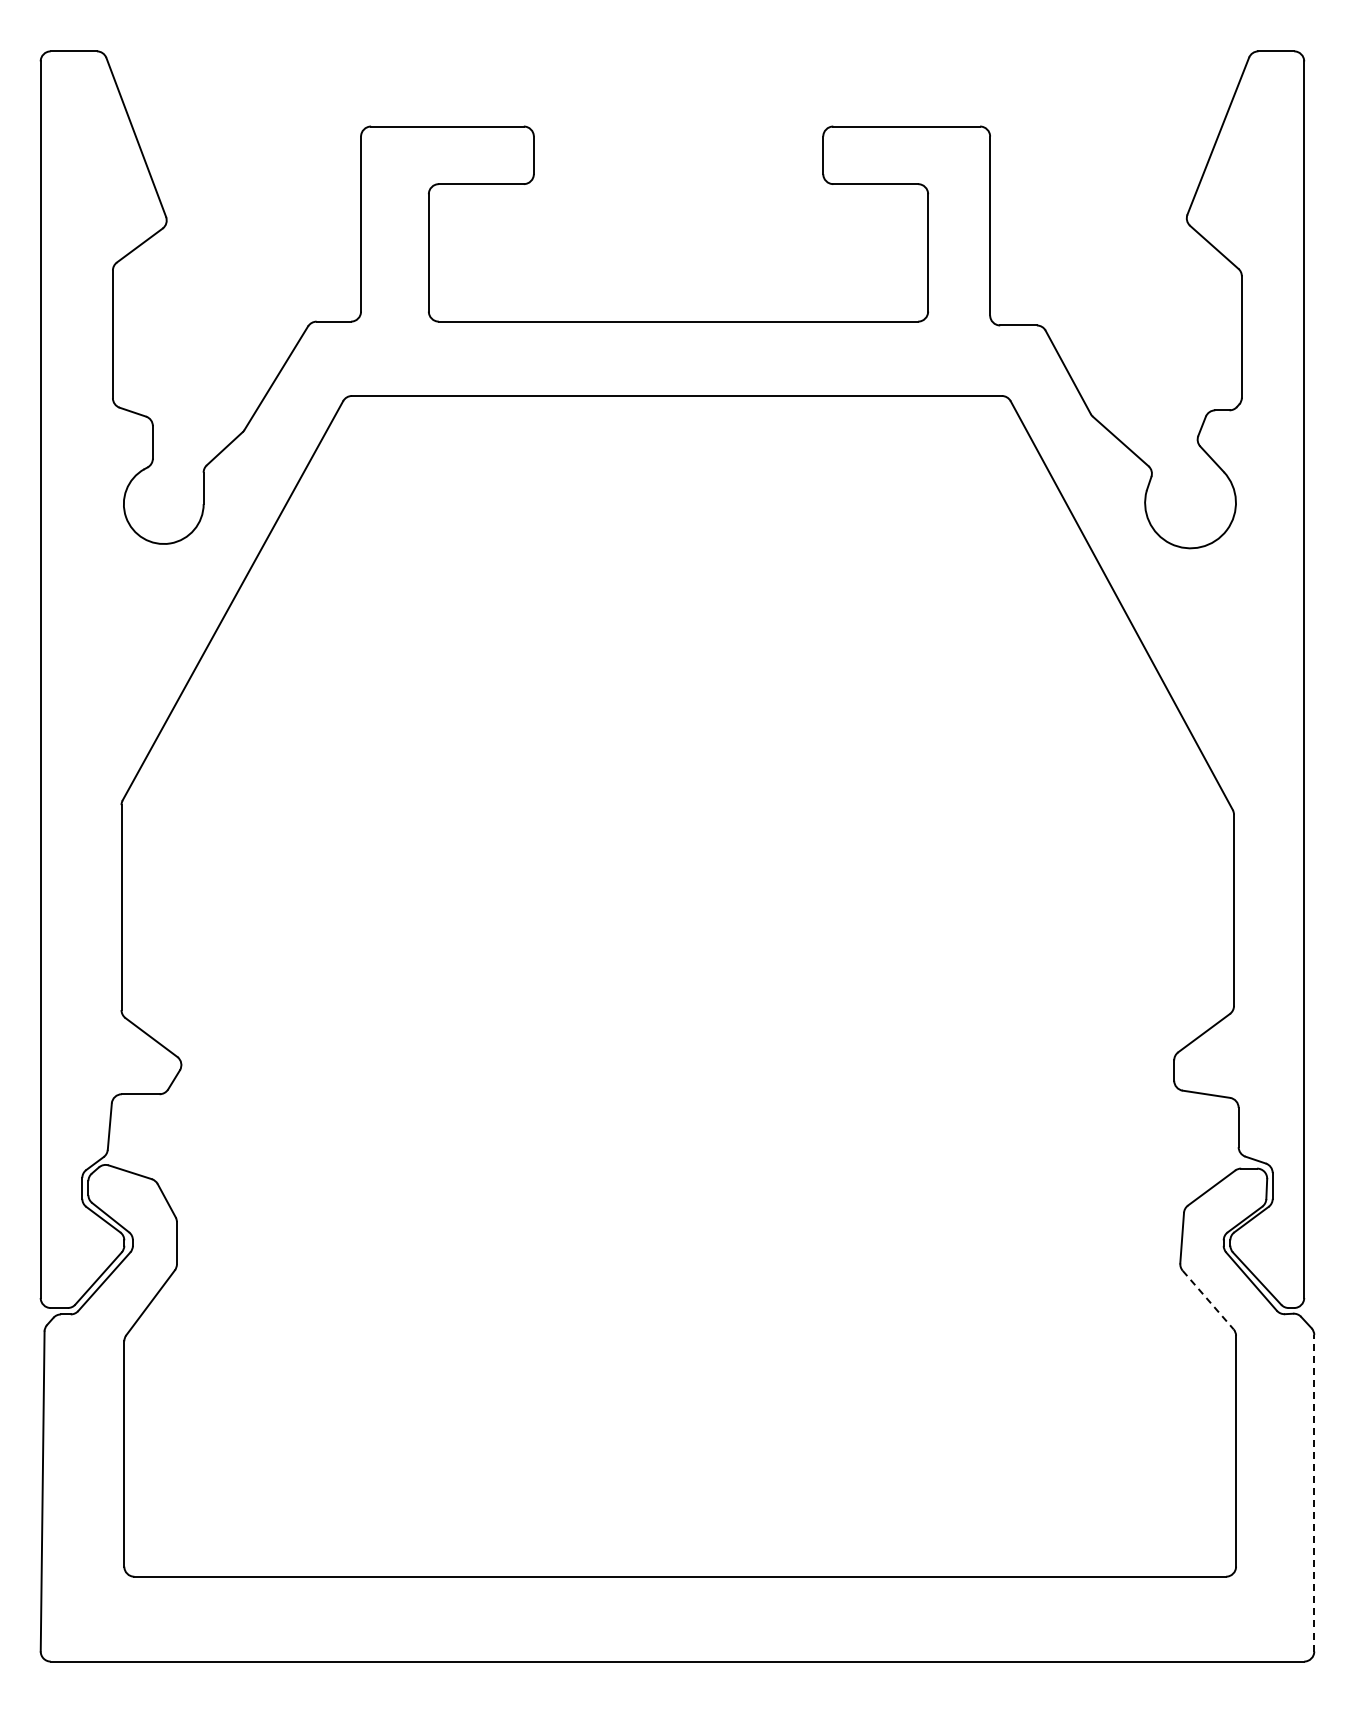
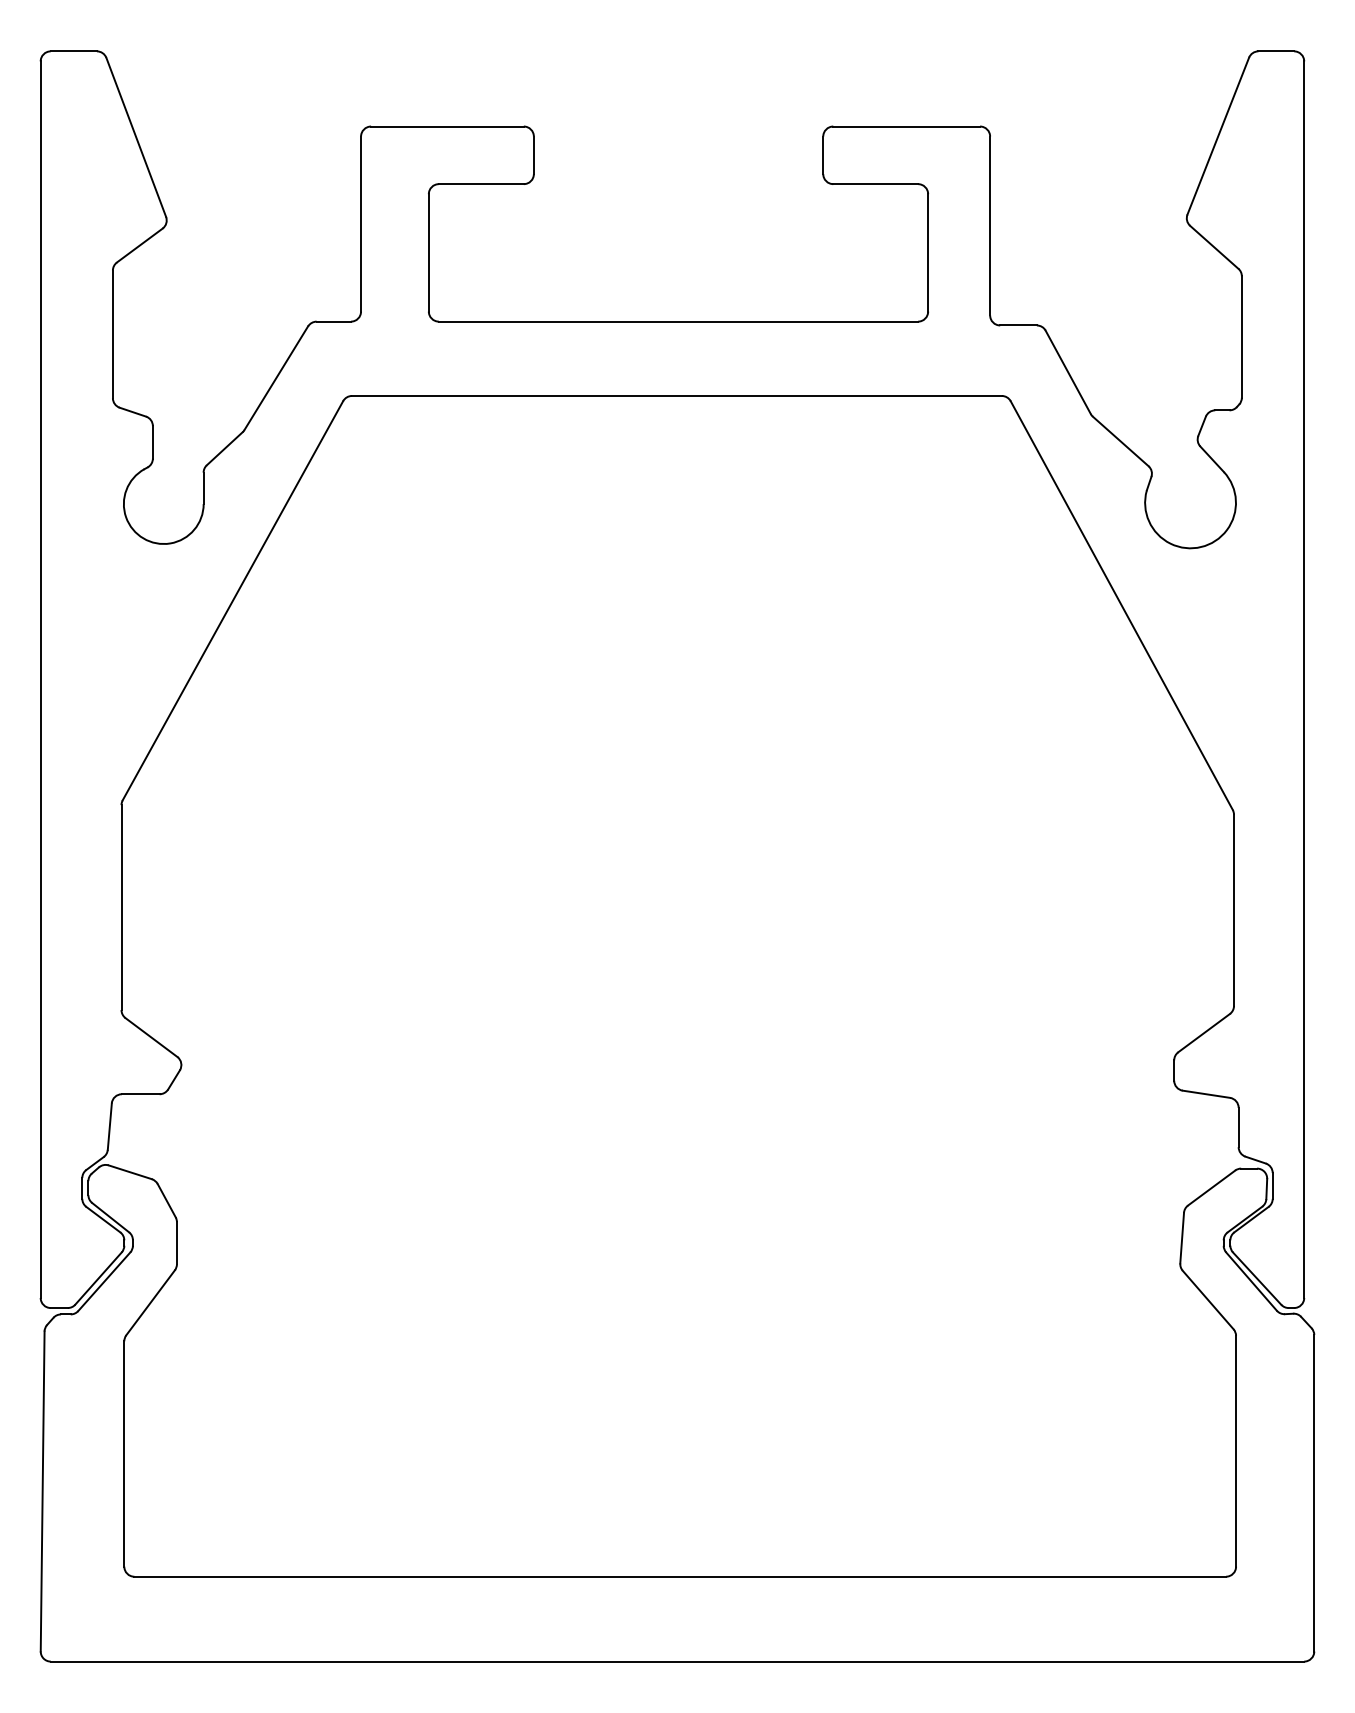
line: dashed -> solid (1208, 1300)
line: dashed -> solid (1314, 1492)
